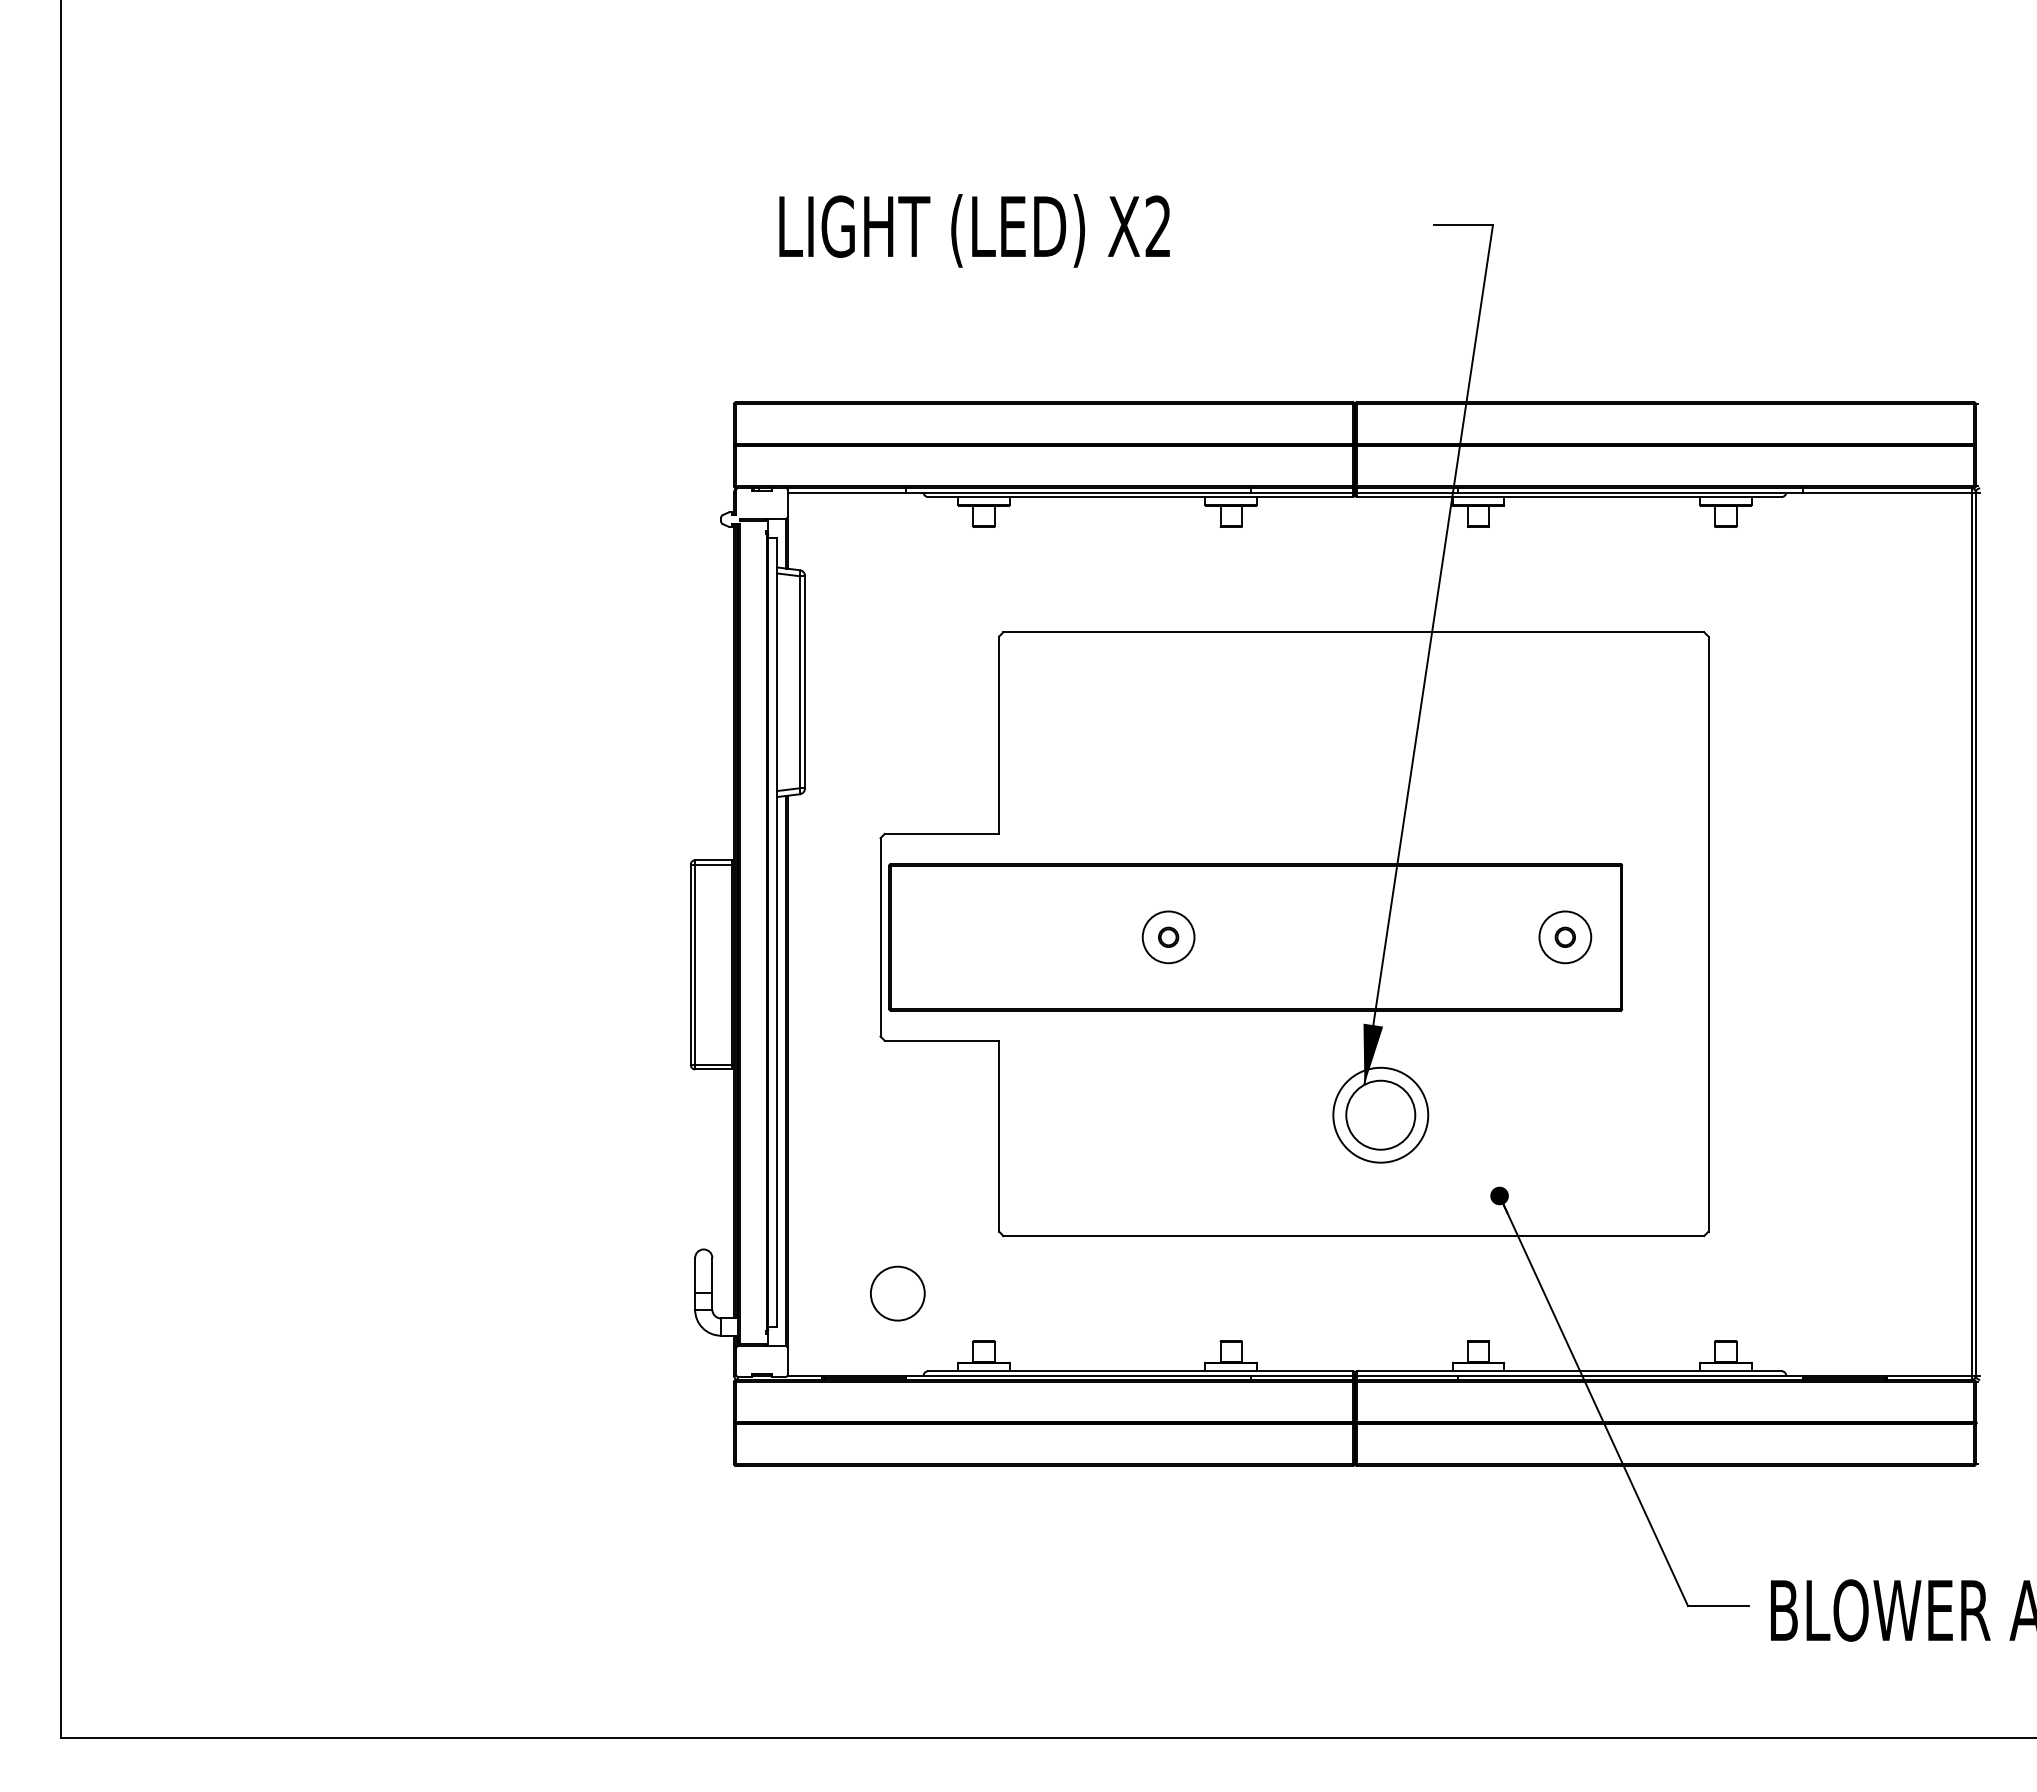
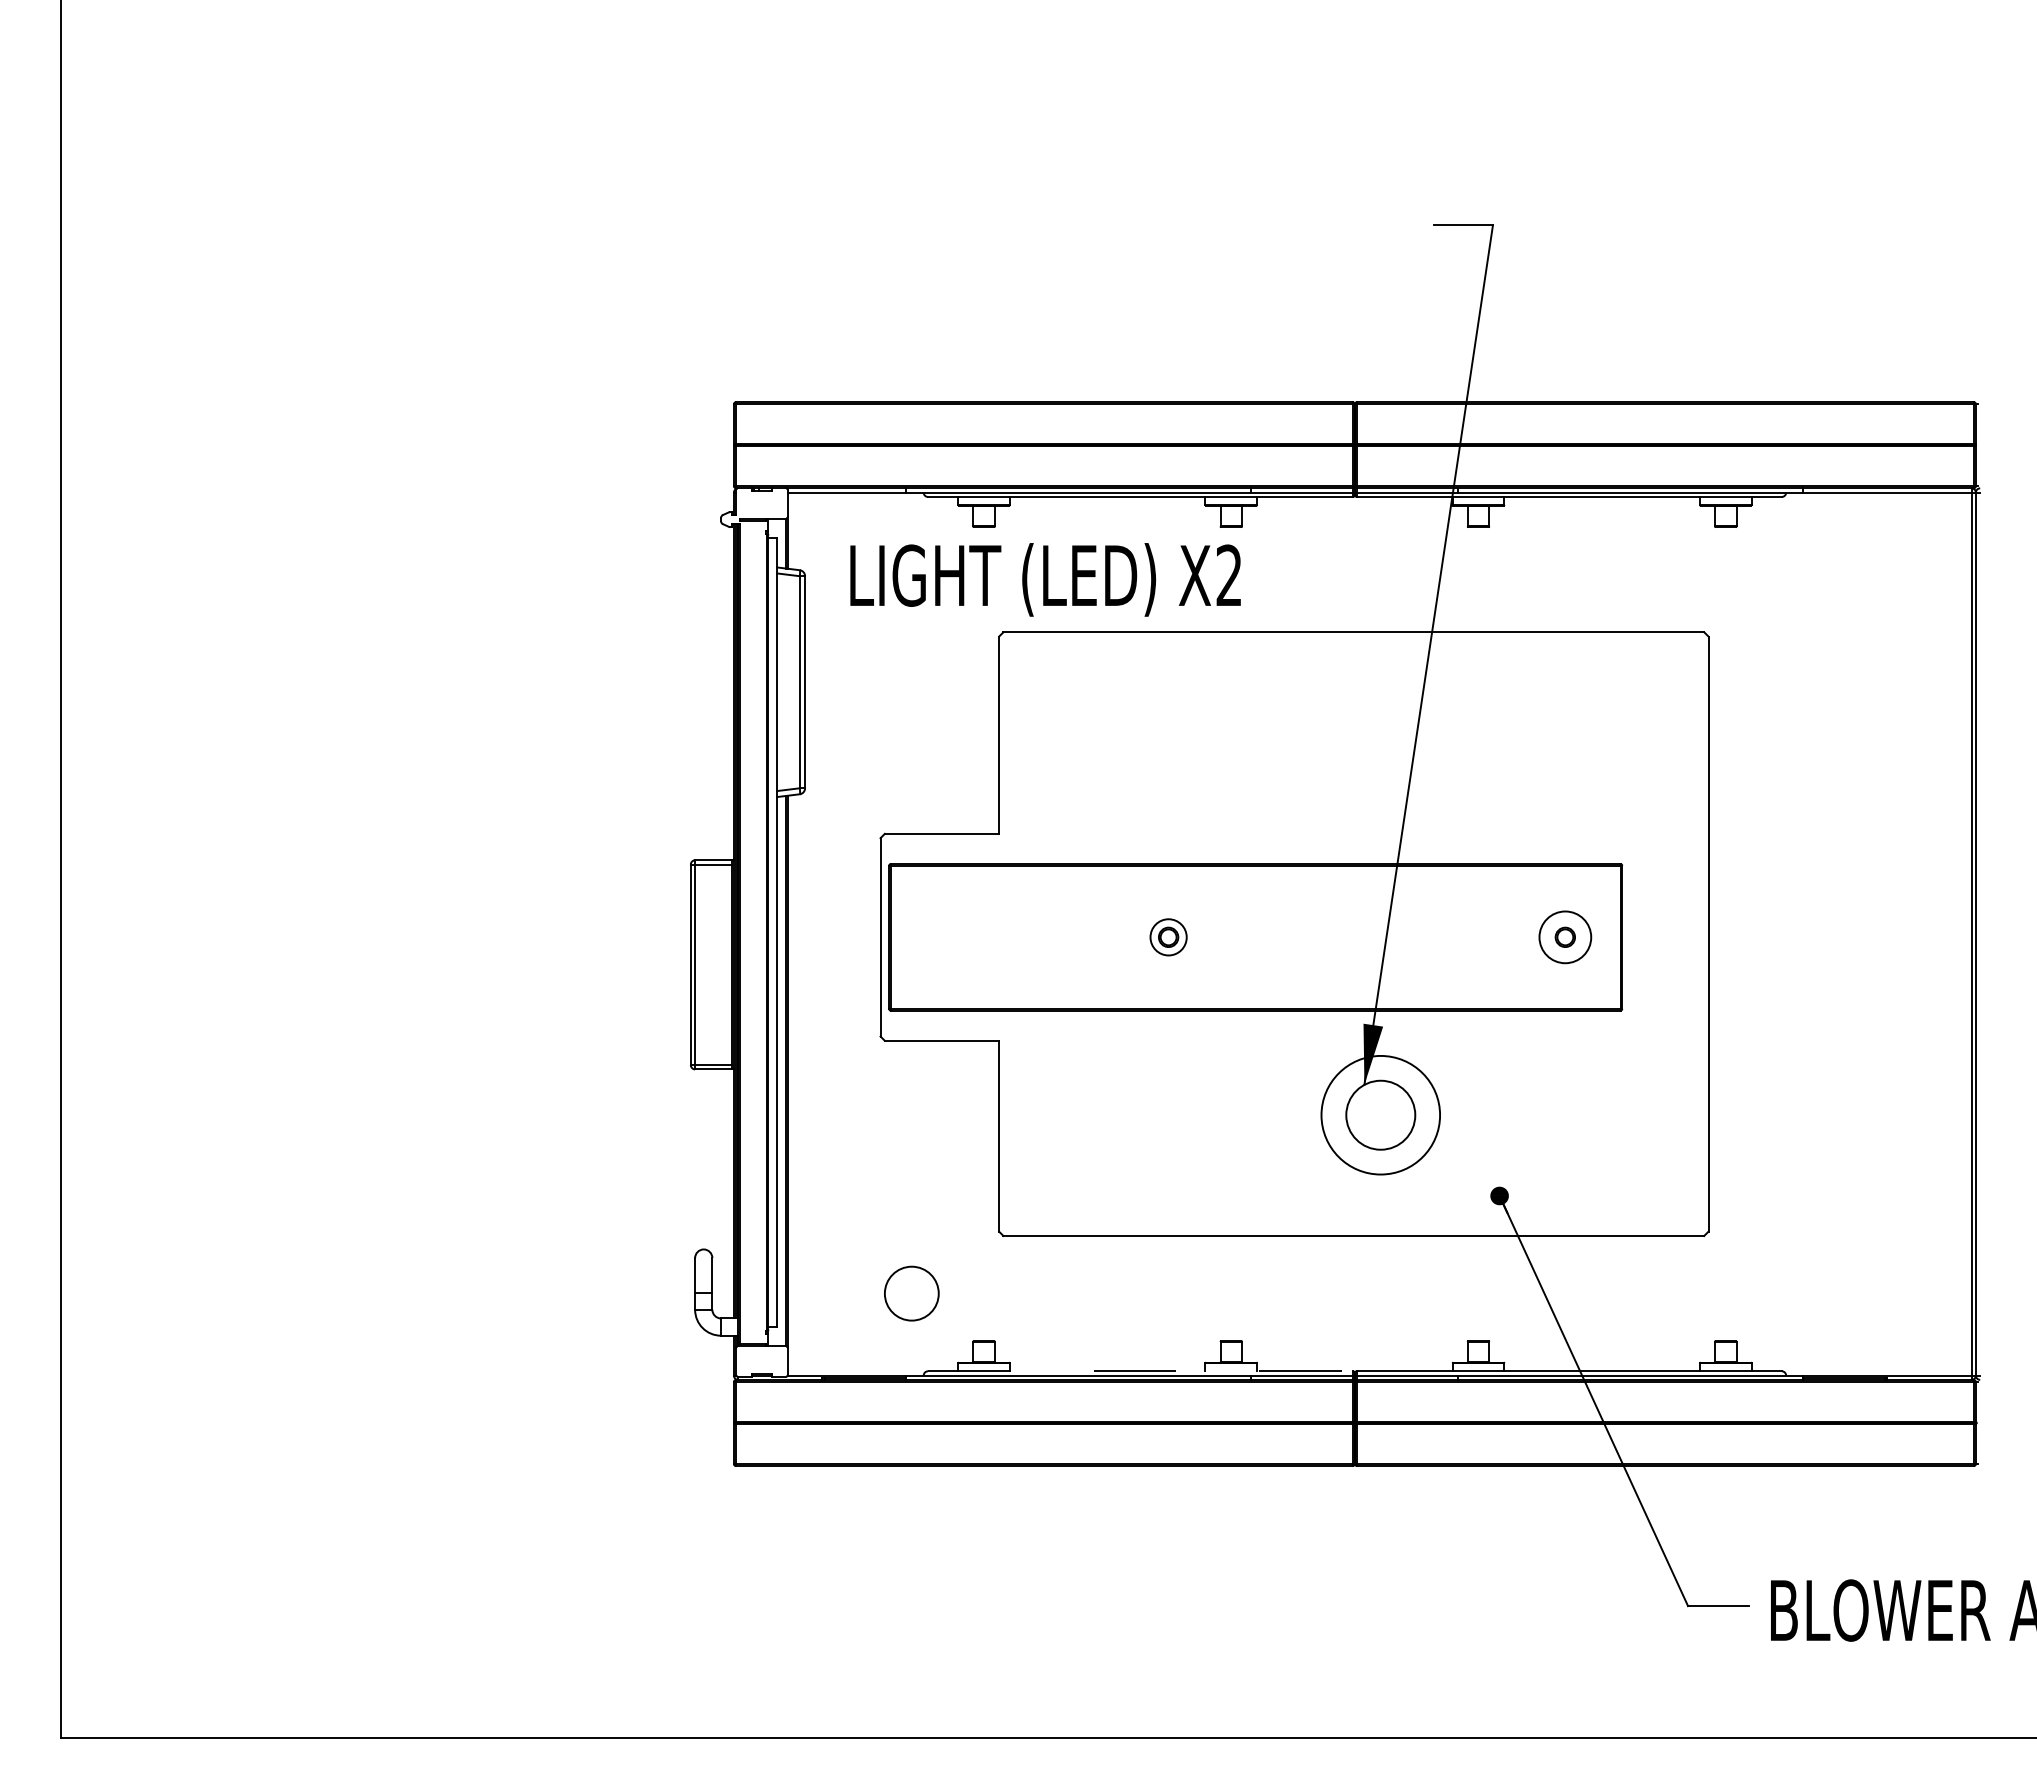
text position: (974, 230) -> (1045, 579) (1045, 579)
circle diameter: 52 px -> 36 px (1168, 937)
circle diameter: 95 px -> 119 px (1380, 1114)
circle position: (897, 1293) -> (911, 1293) (911, 1293)
line: solid -> dashed (1140, 1371)
